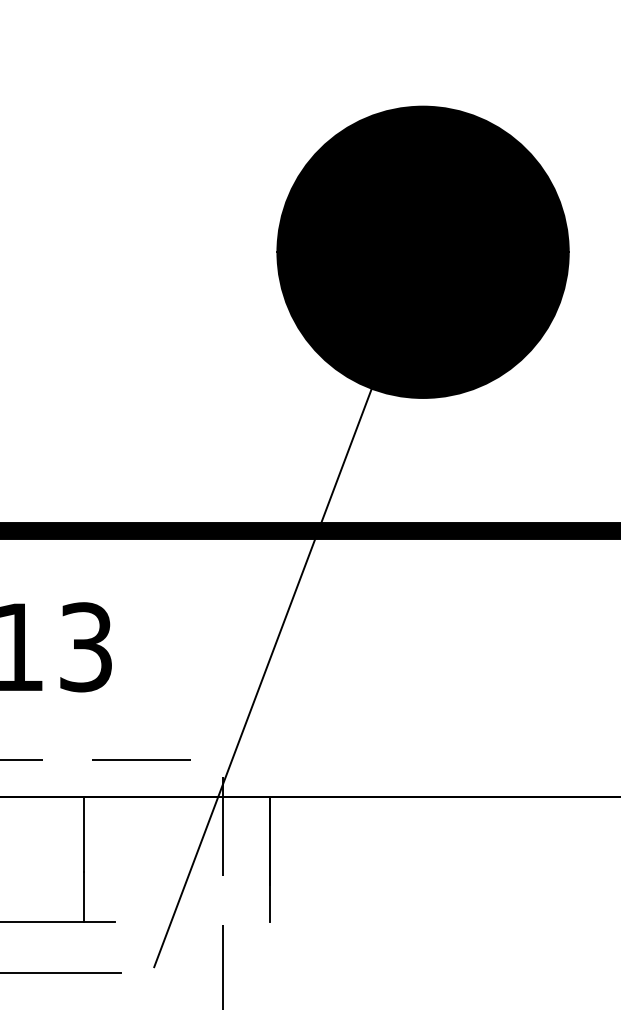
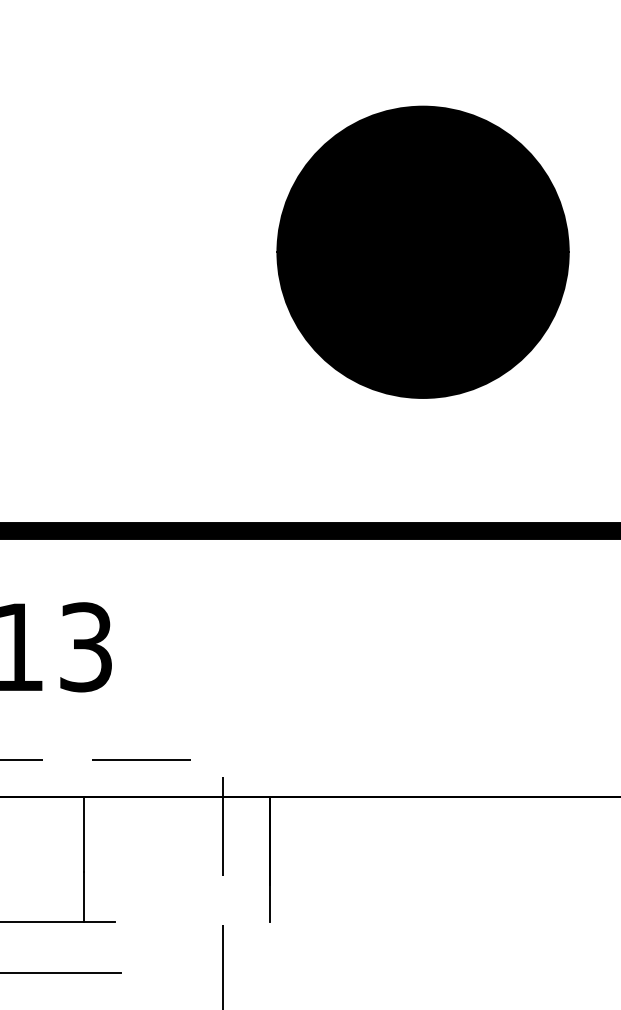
line: present -> none (262, 677)
